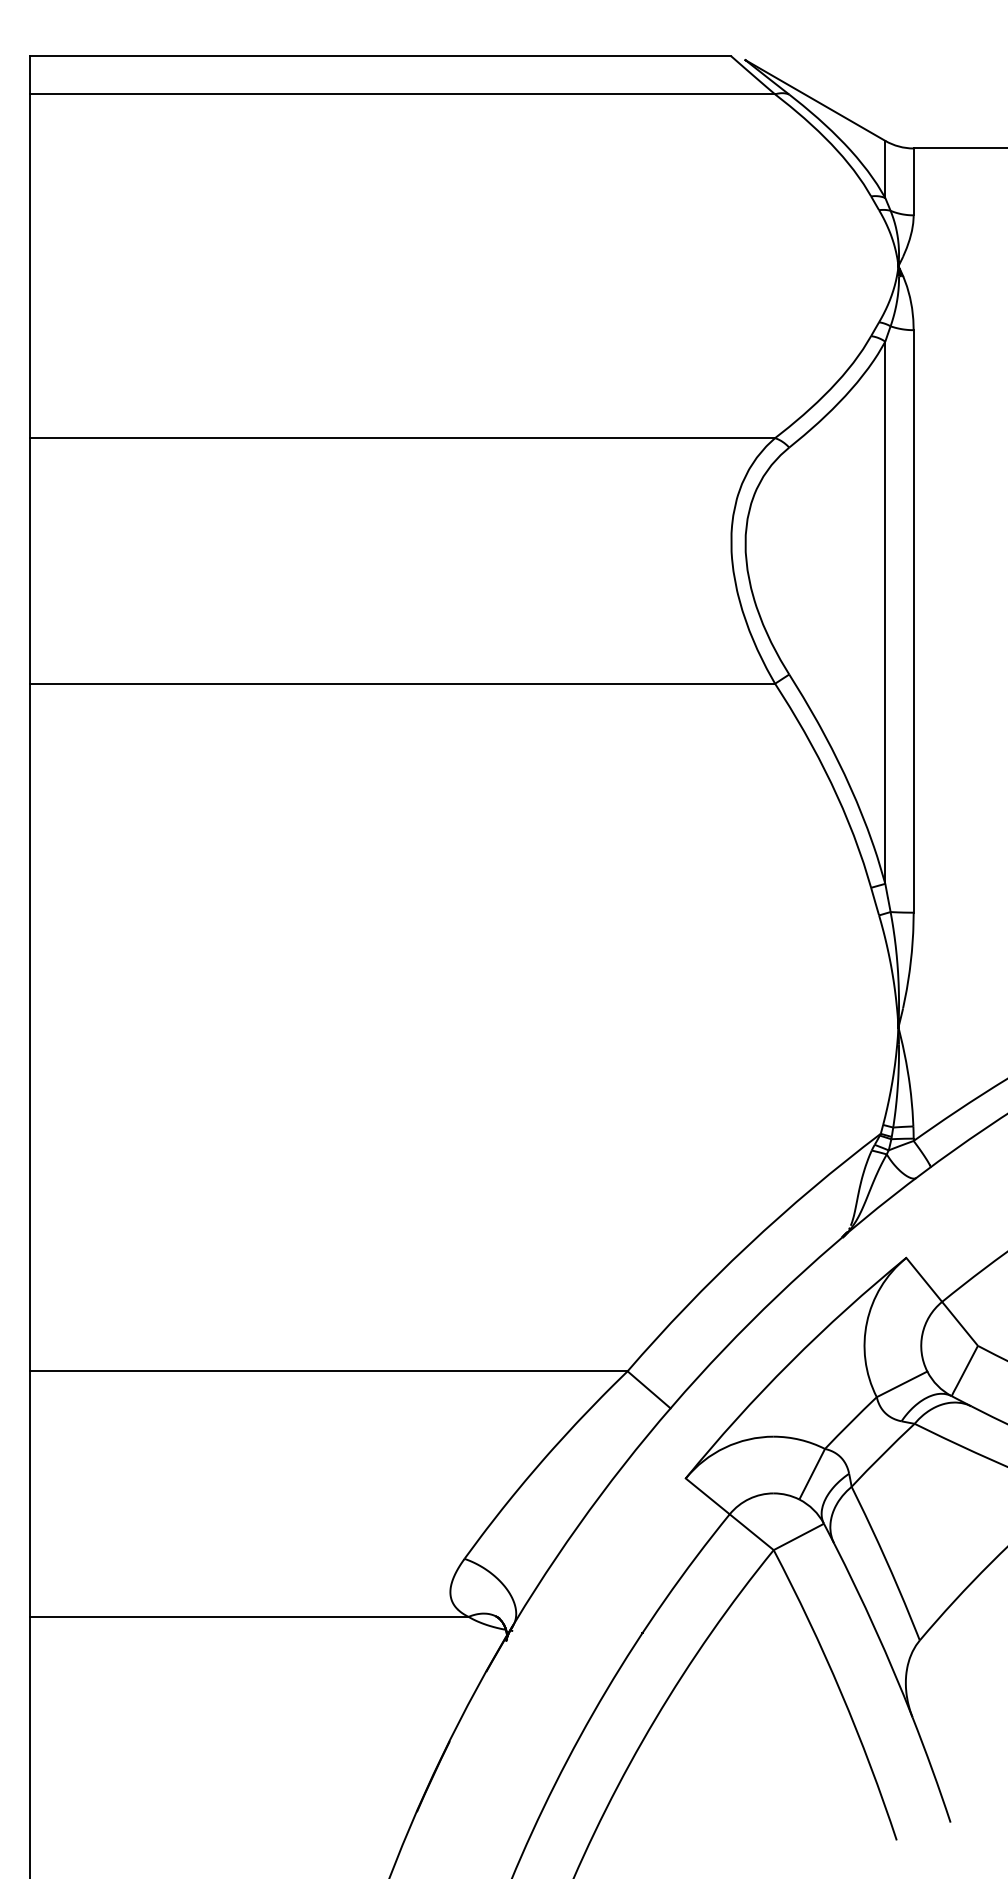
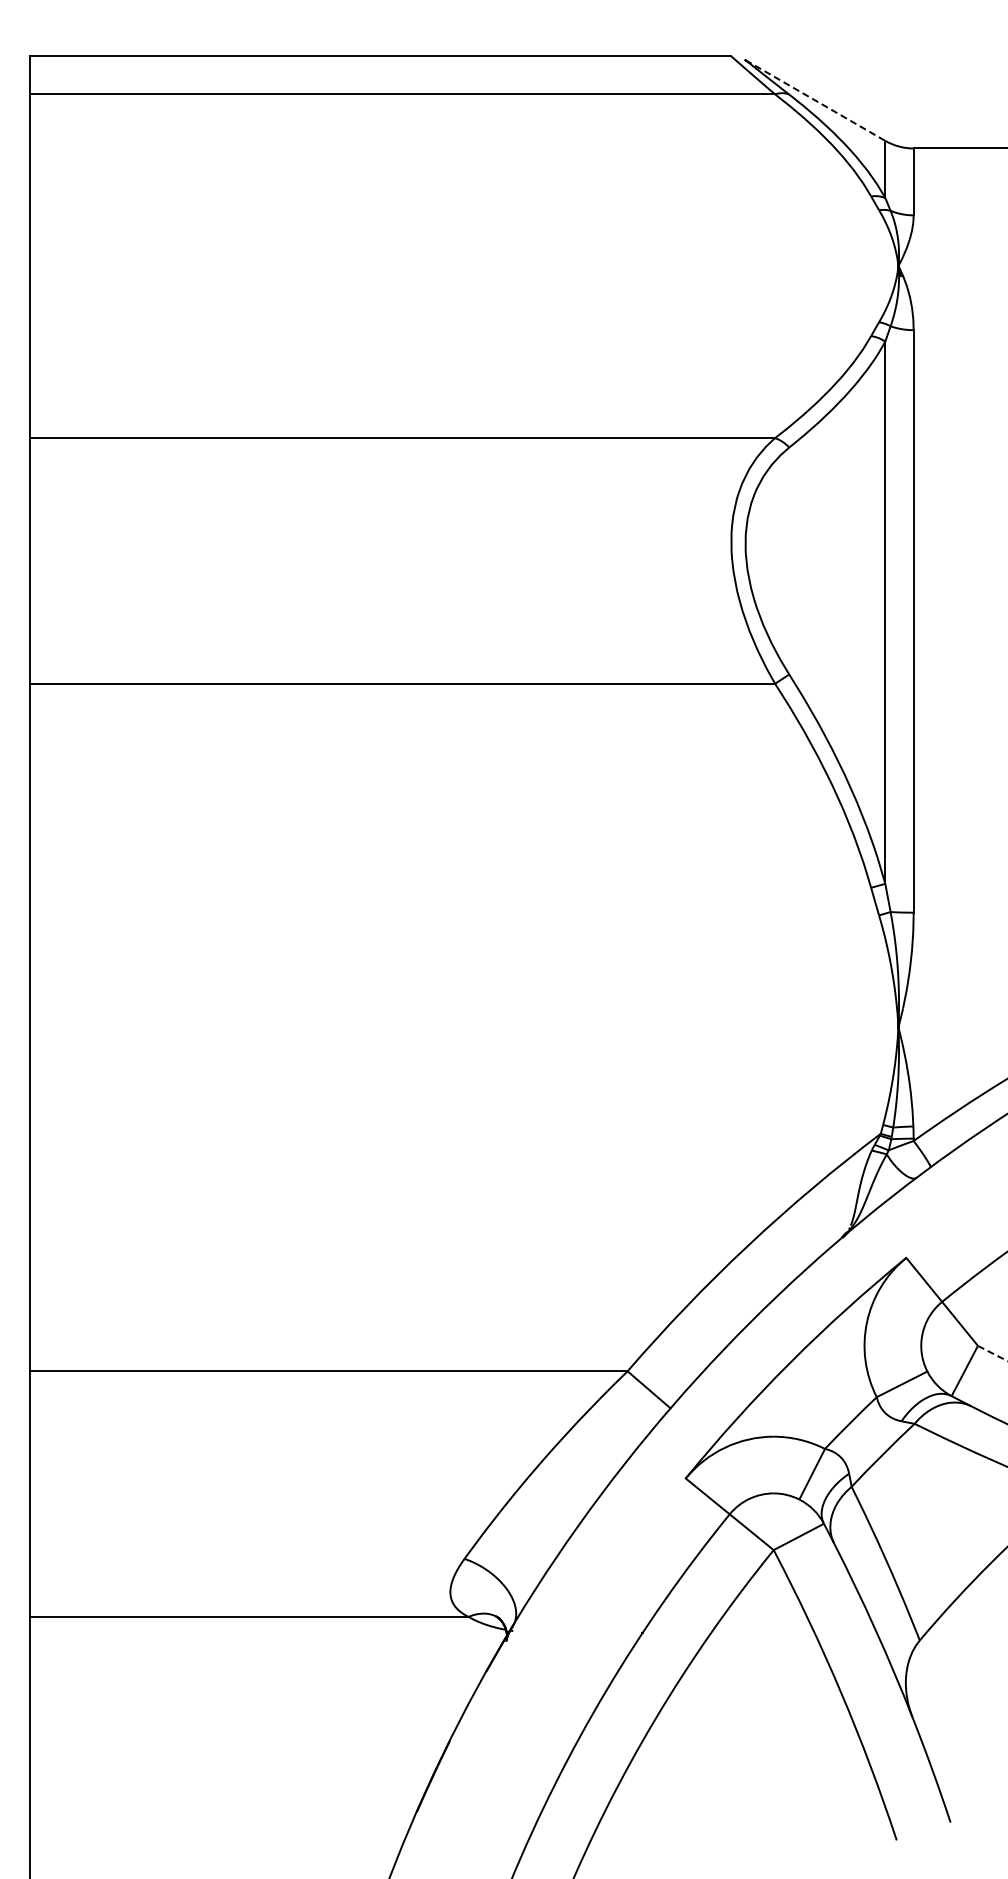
line: solid -> dashed (815, 100)
arc: solid -> dashed (992, 1353)
